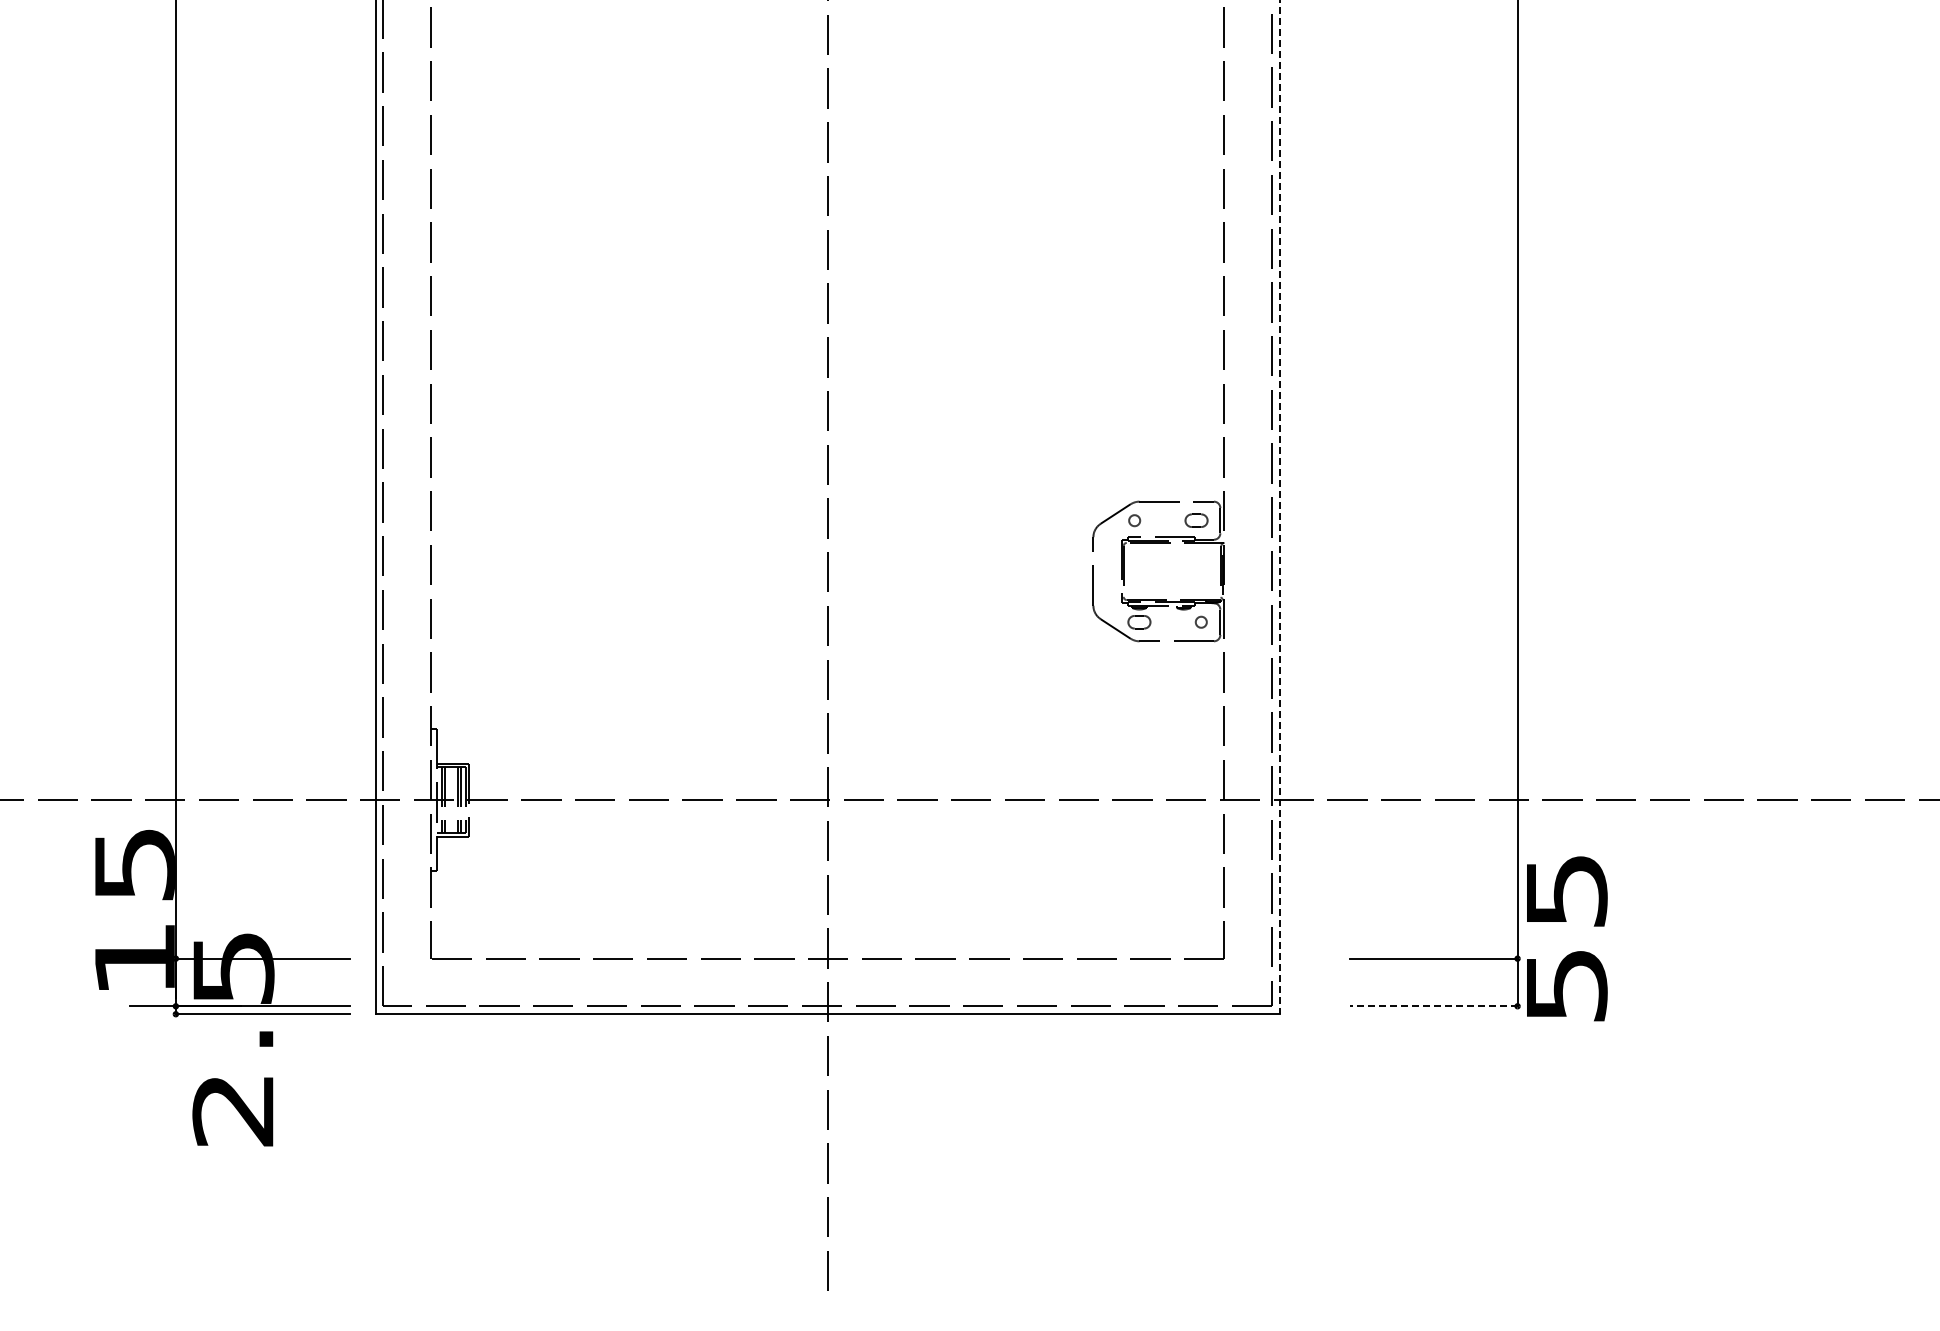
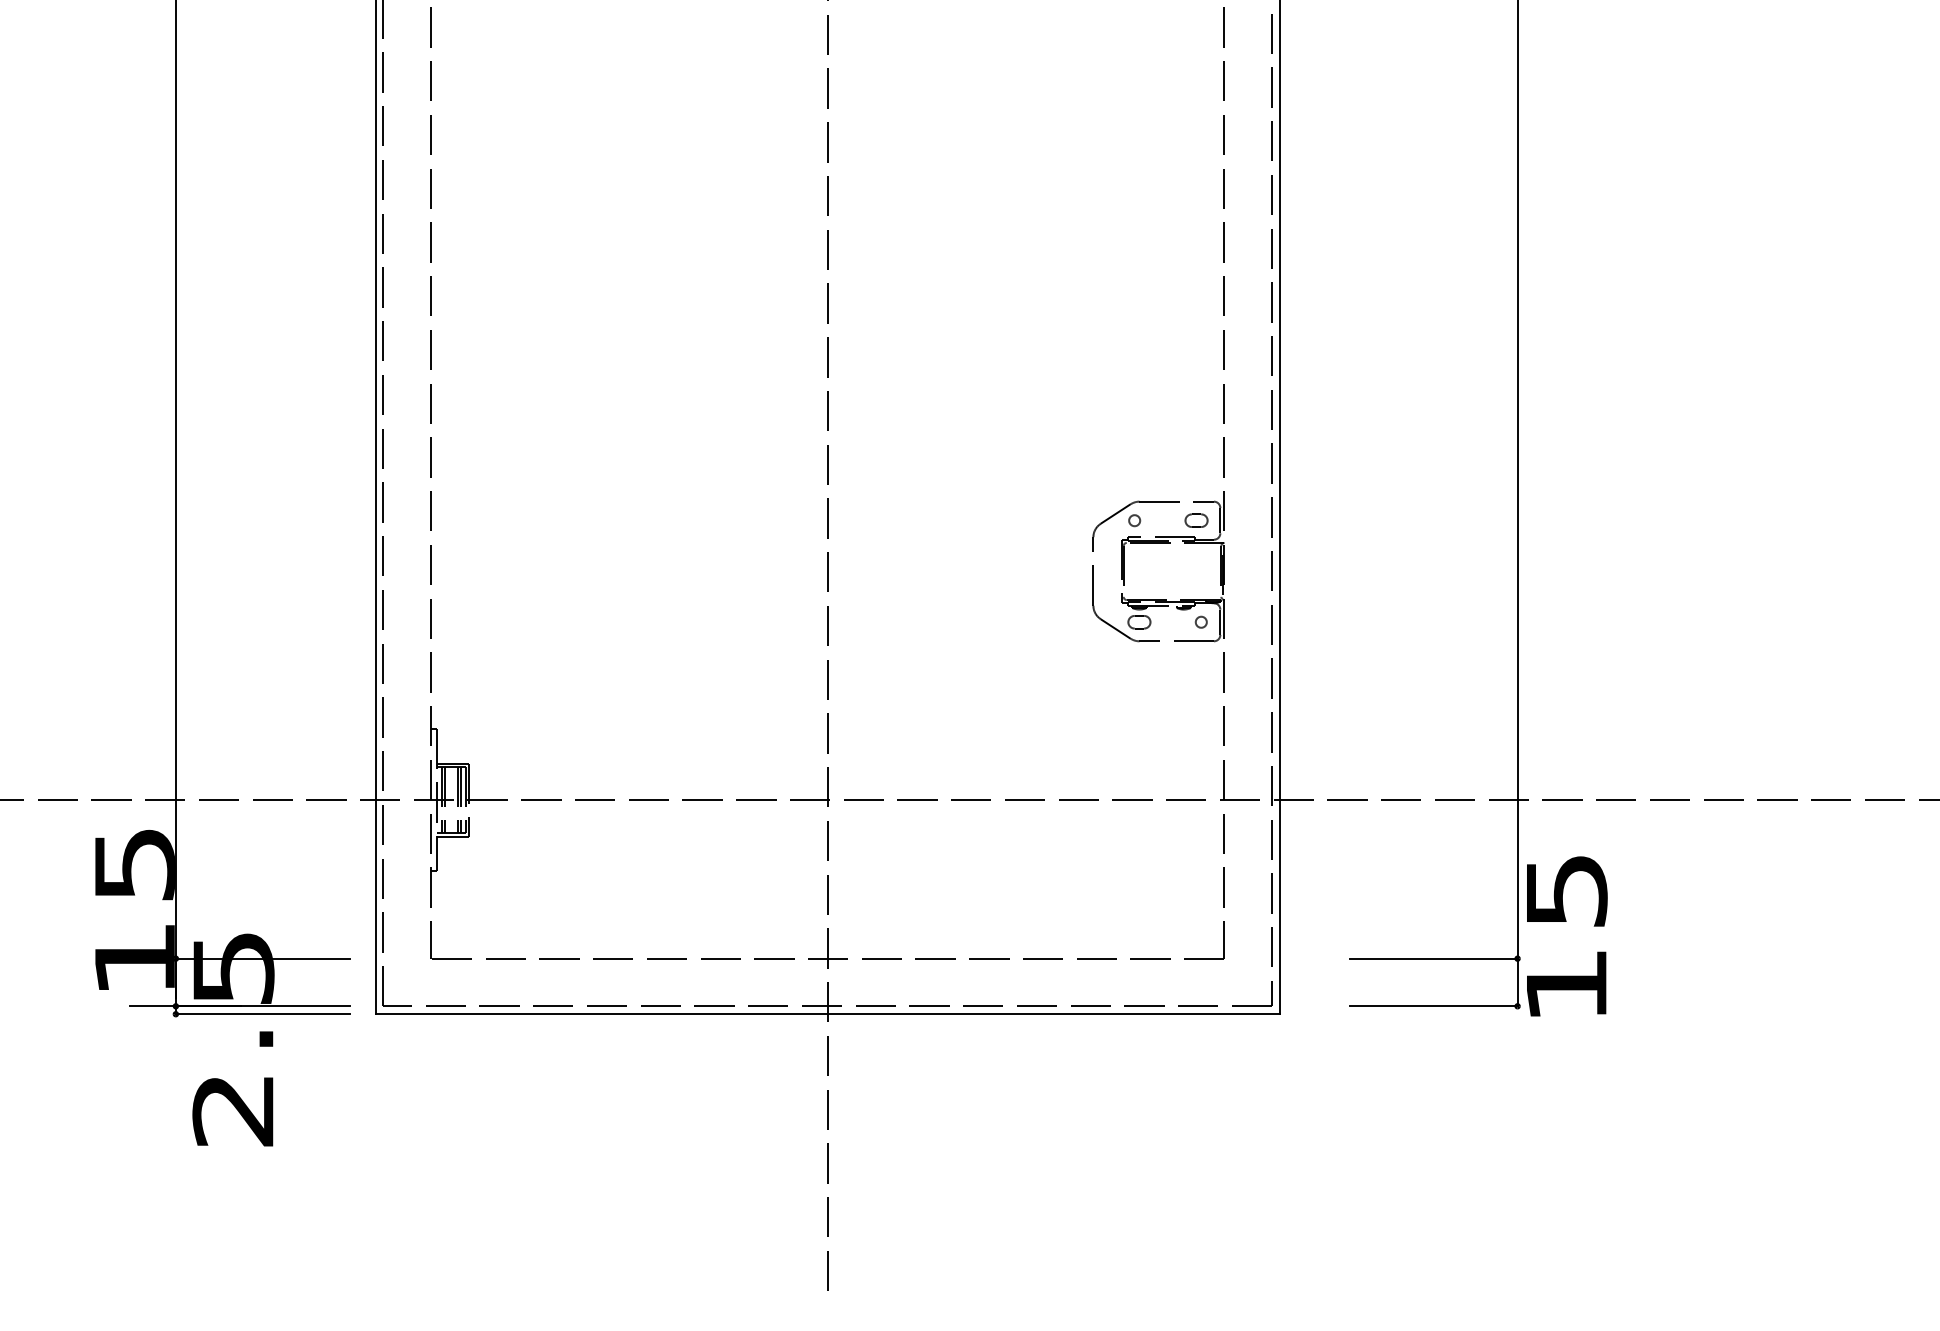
line: dashed -> solid (1280, 507)
text: 55 -> 15 (1567, 986)
line: dashed -> solid (1433, 1006)
